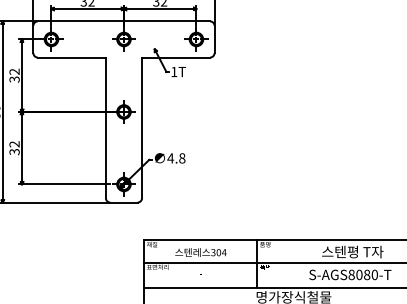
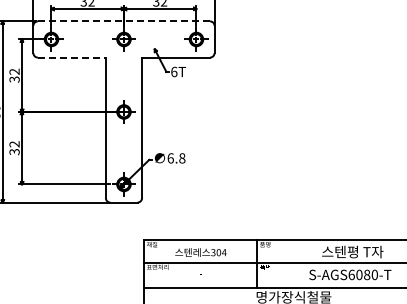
line: solid -> dashed (123, 21)
line: solid -> dashed (71, 57)
text: 1T -> 6T (174, 71)
text: 4.8 -> 6.8 (170, 158)
text: S-AGS8080-T -> S-AGS6080-T (351, 274)
